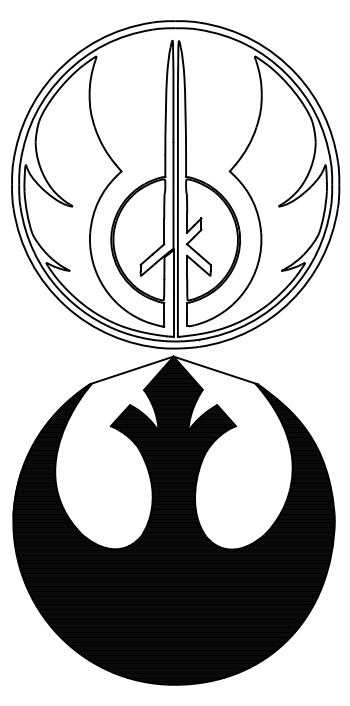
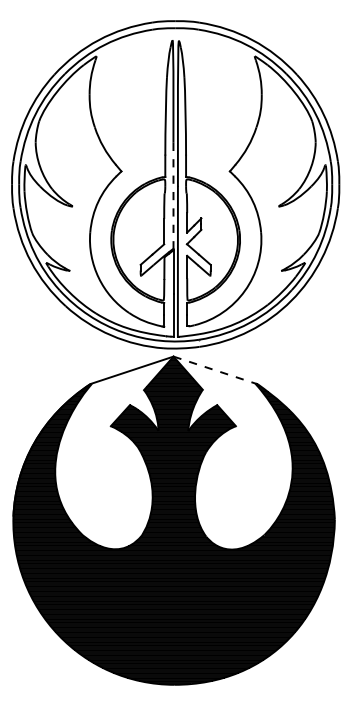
line: solid -> dashed (173, 195)
line: solid -> dashed (216, 370)
